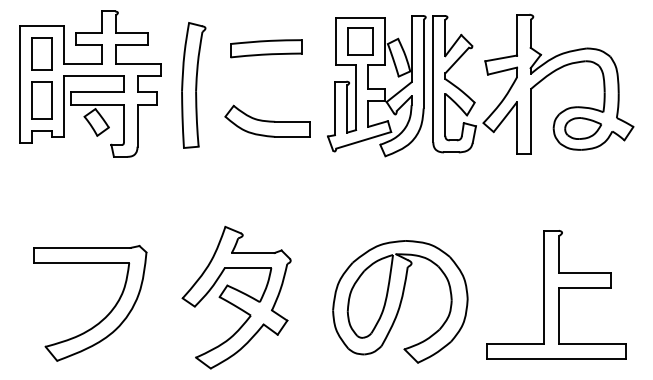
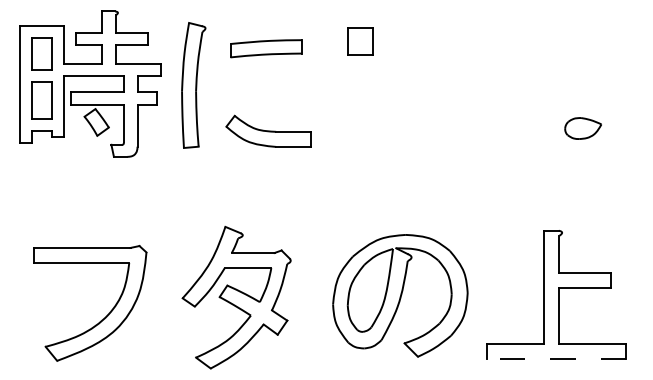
part: present -> none (487, 75)
part position: (267, 120) -> (268, 130) (268, 130)
part position: (400, 301) -> (400, 295) (400, 295)
line: solid -> dashed (556, 358)
